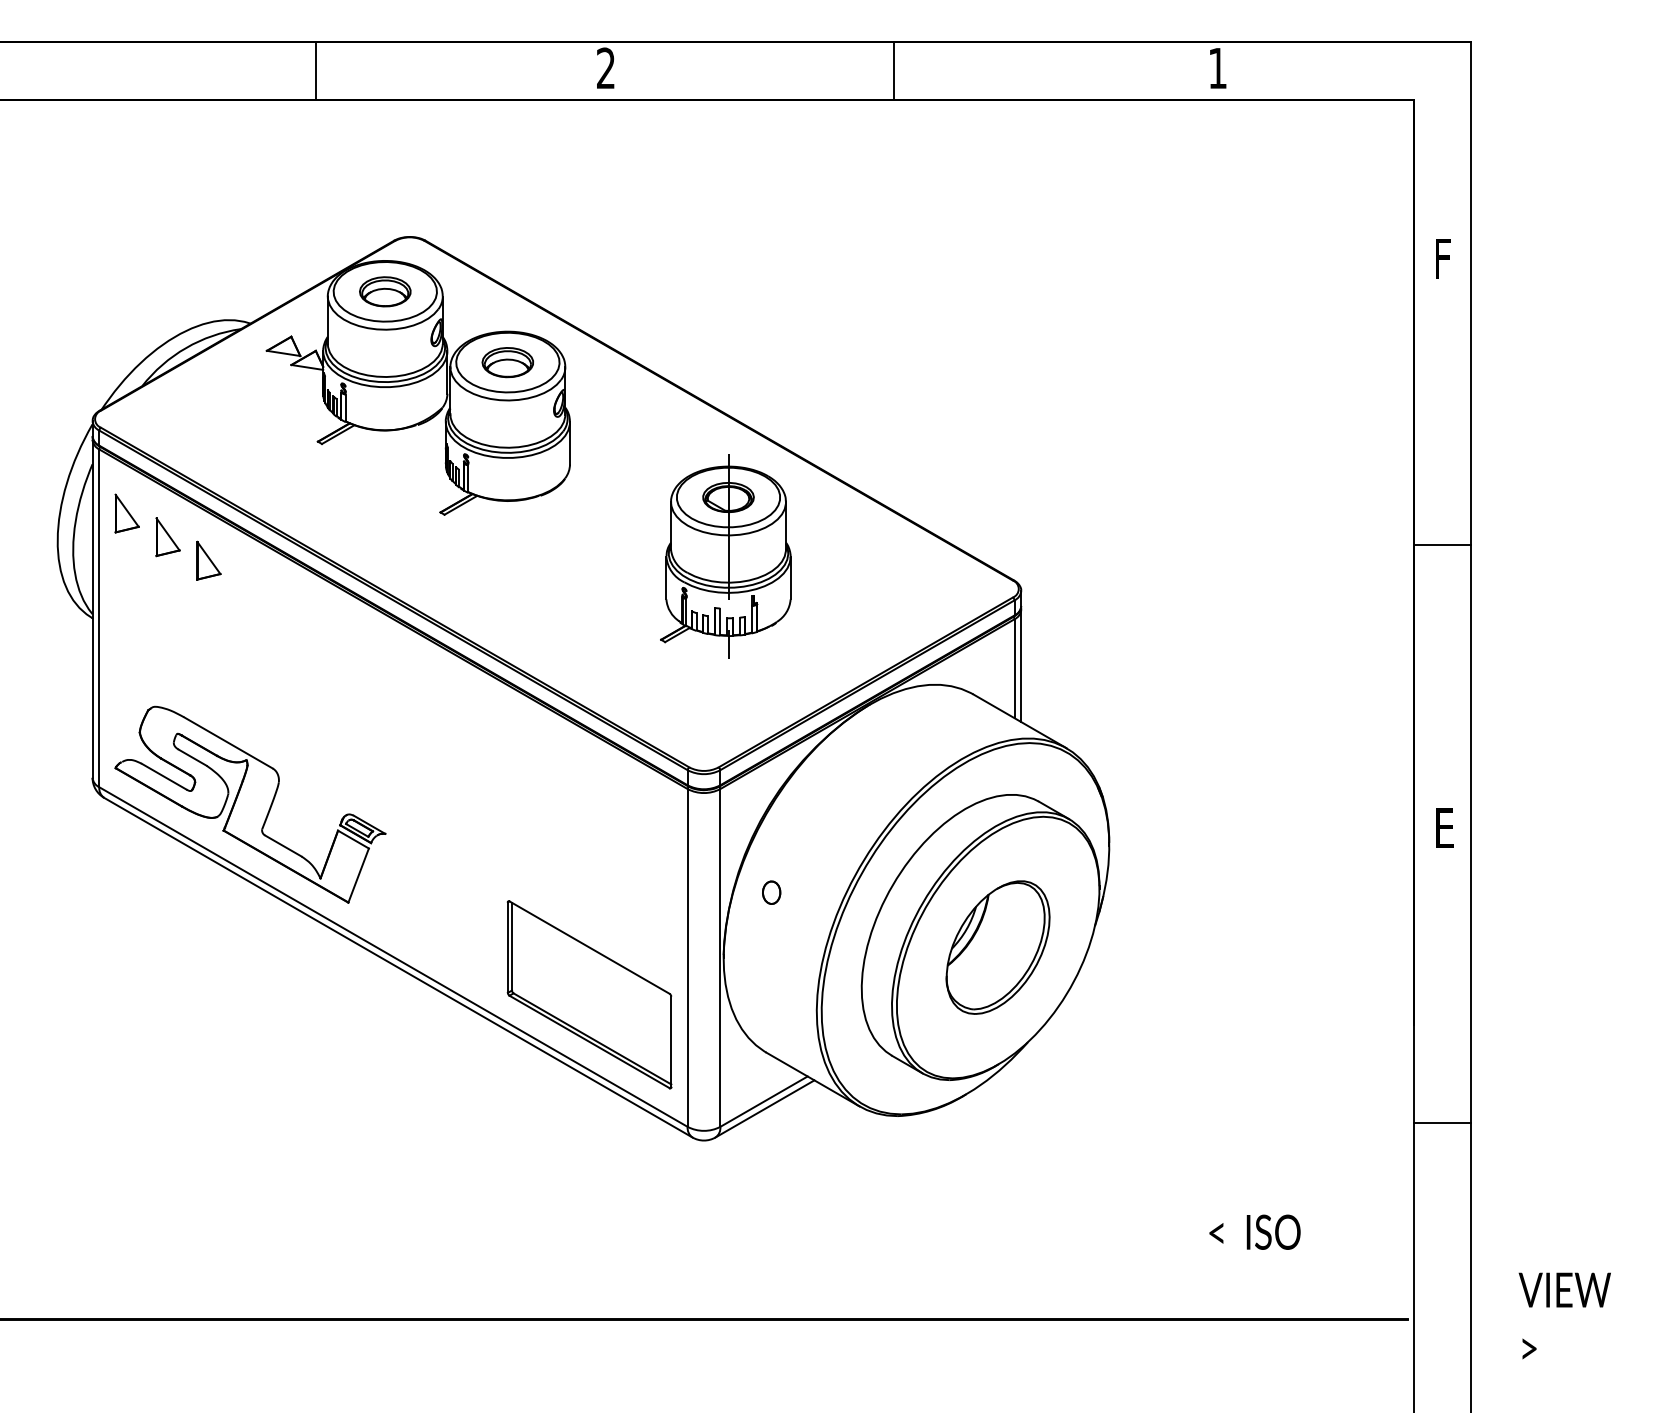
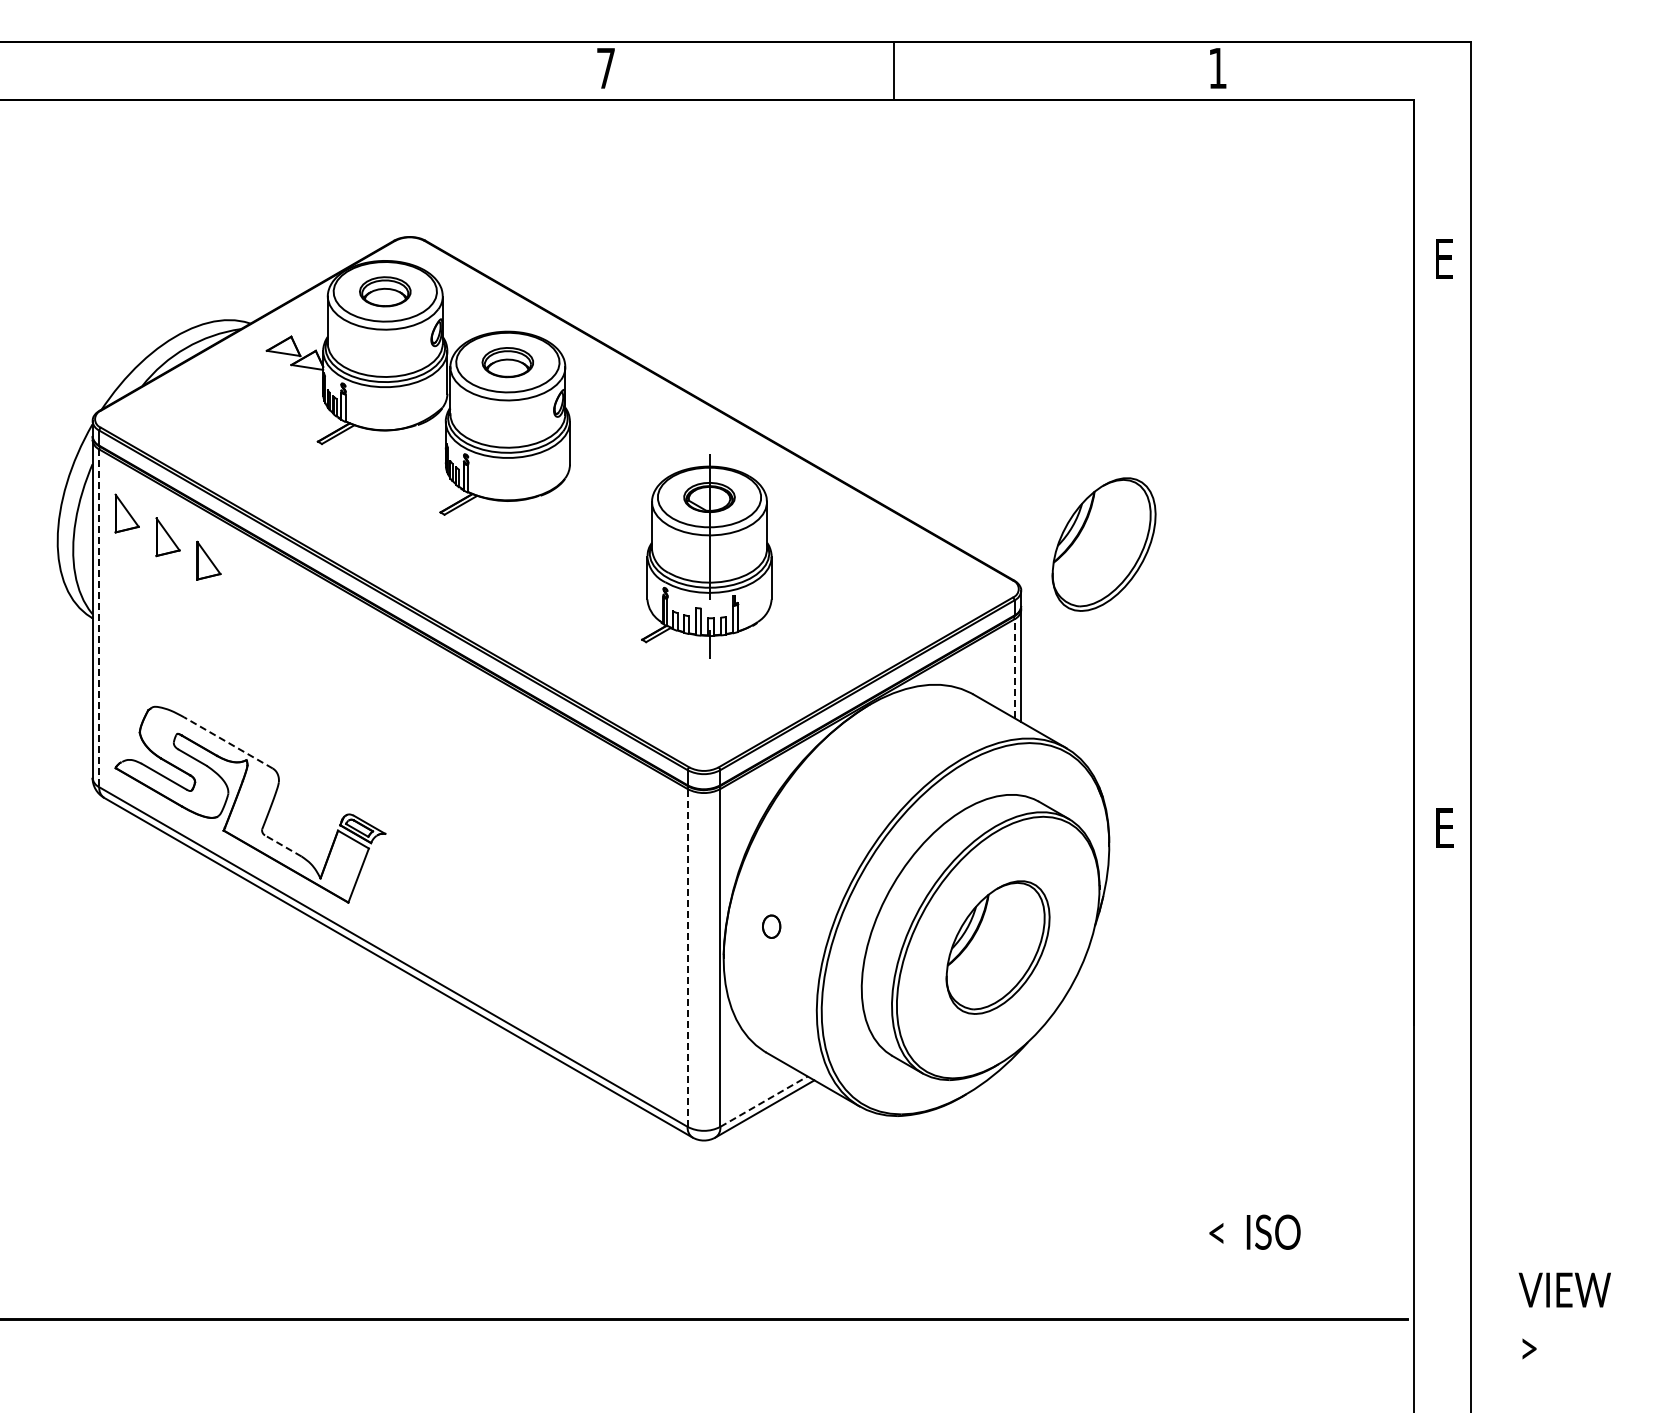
text: 2 -> 7 (605, 67)
line: present -> none (315, 71)
text: F -> E (1445, 258)
part: none -> present (1103, 544)
line: present -> none (1442, 545)
part position: (725, 556) -> (706, 556) (706, 556)
line: solid -> dashed (99, 618)
line: solid -> dashed (1014, 668)
line: solid -> dashed (228, 742)
line: solid -> dashed (282, 845)
part position: (771, 892) -> (771, 926) (771, 926)
line: solid -> dashed (687, 957)
part: present -> none (589, 994)
line: solid -> dashed (764, 1101)
line: present -> none (1442, 1122)
